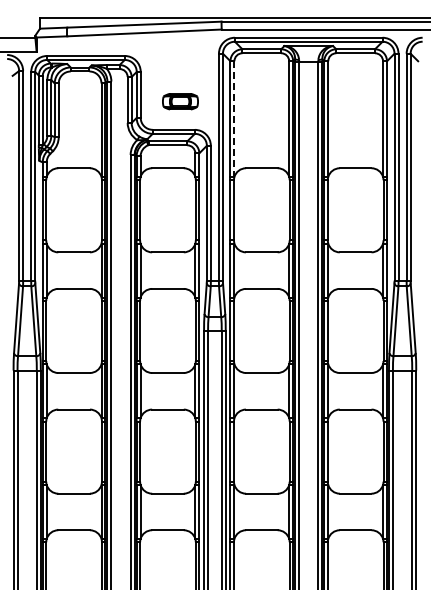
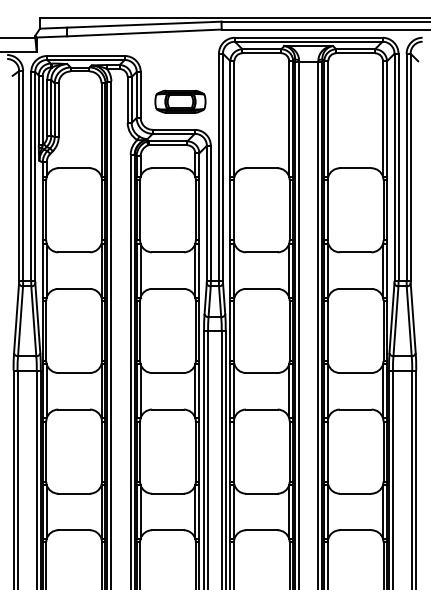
part size: 37x18 px -> 53x25 px (180, 101)
line: dashed -> solid (234, 119)
